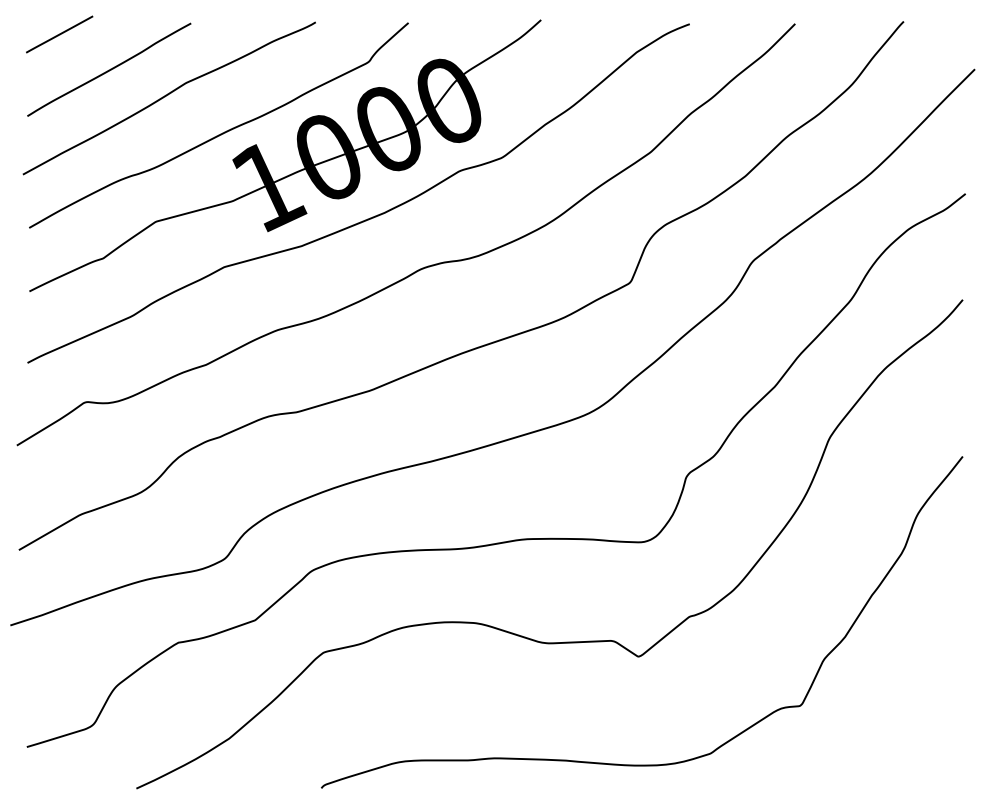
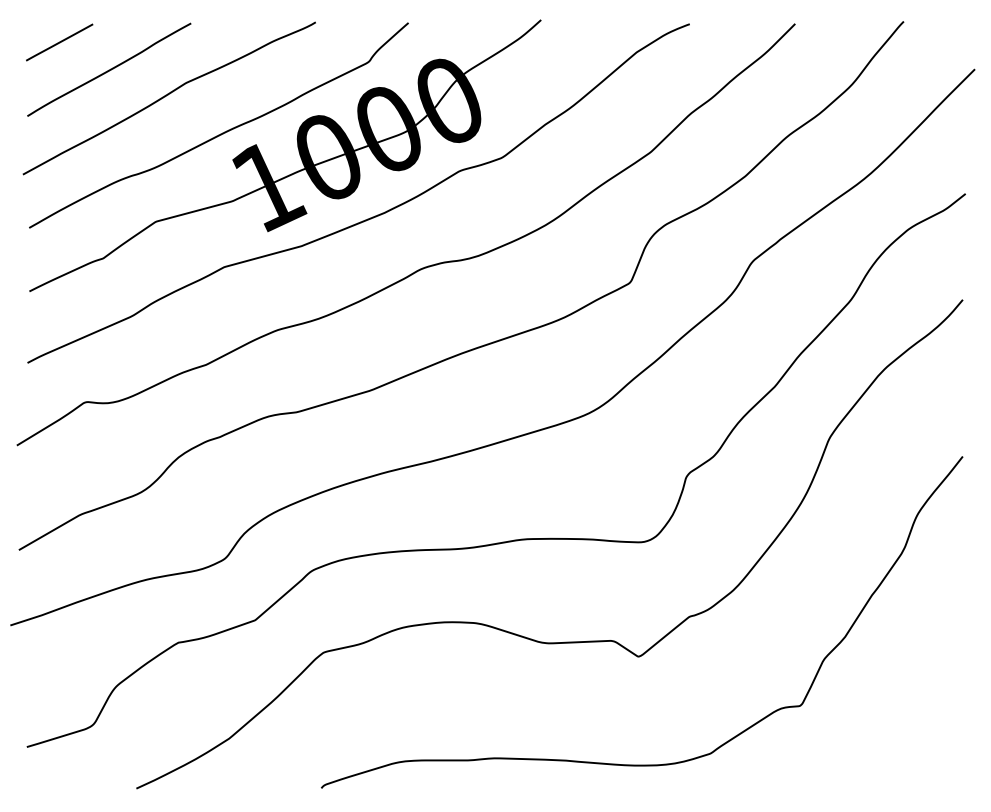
line position: (59, 34) -> (59, 42) (59, 42)
